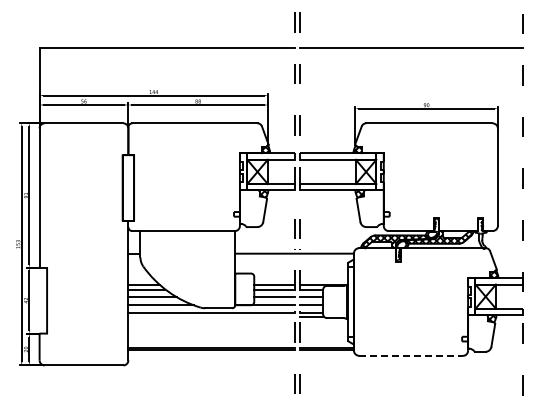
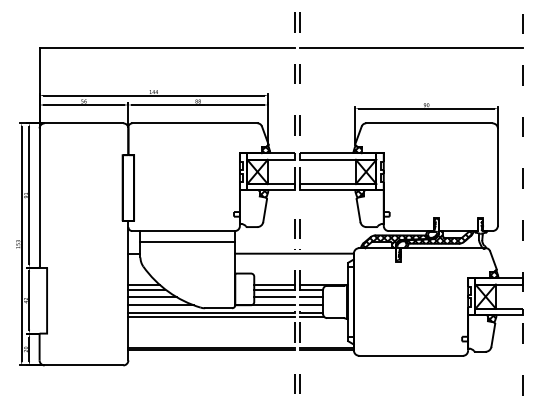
line: none -> present (187, 241)
line: none -> present (211, 316)
line: dashed -> solid (411, 355)
